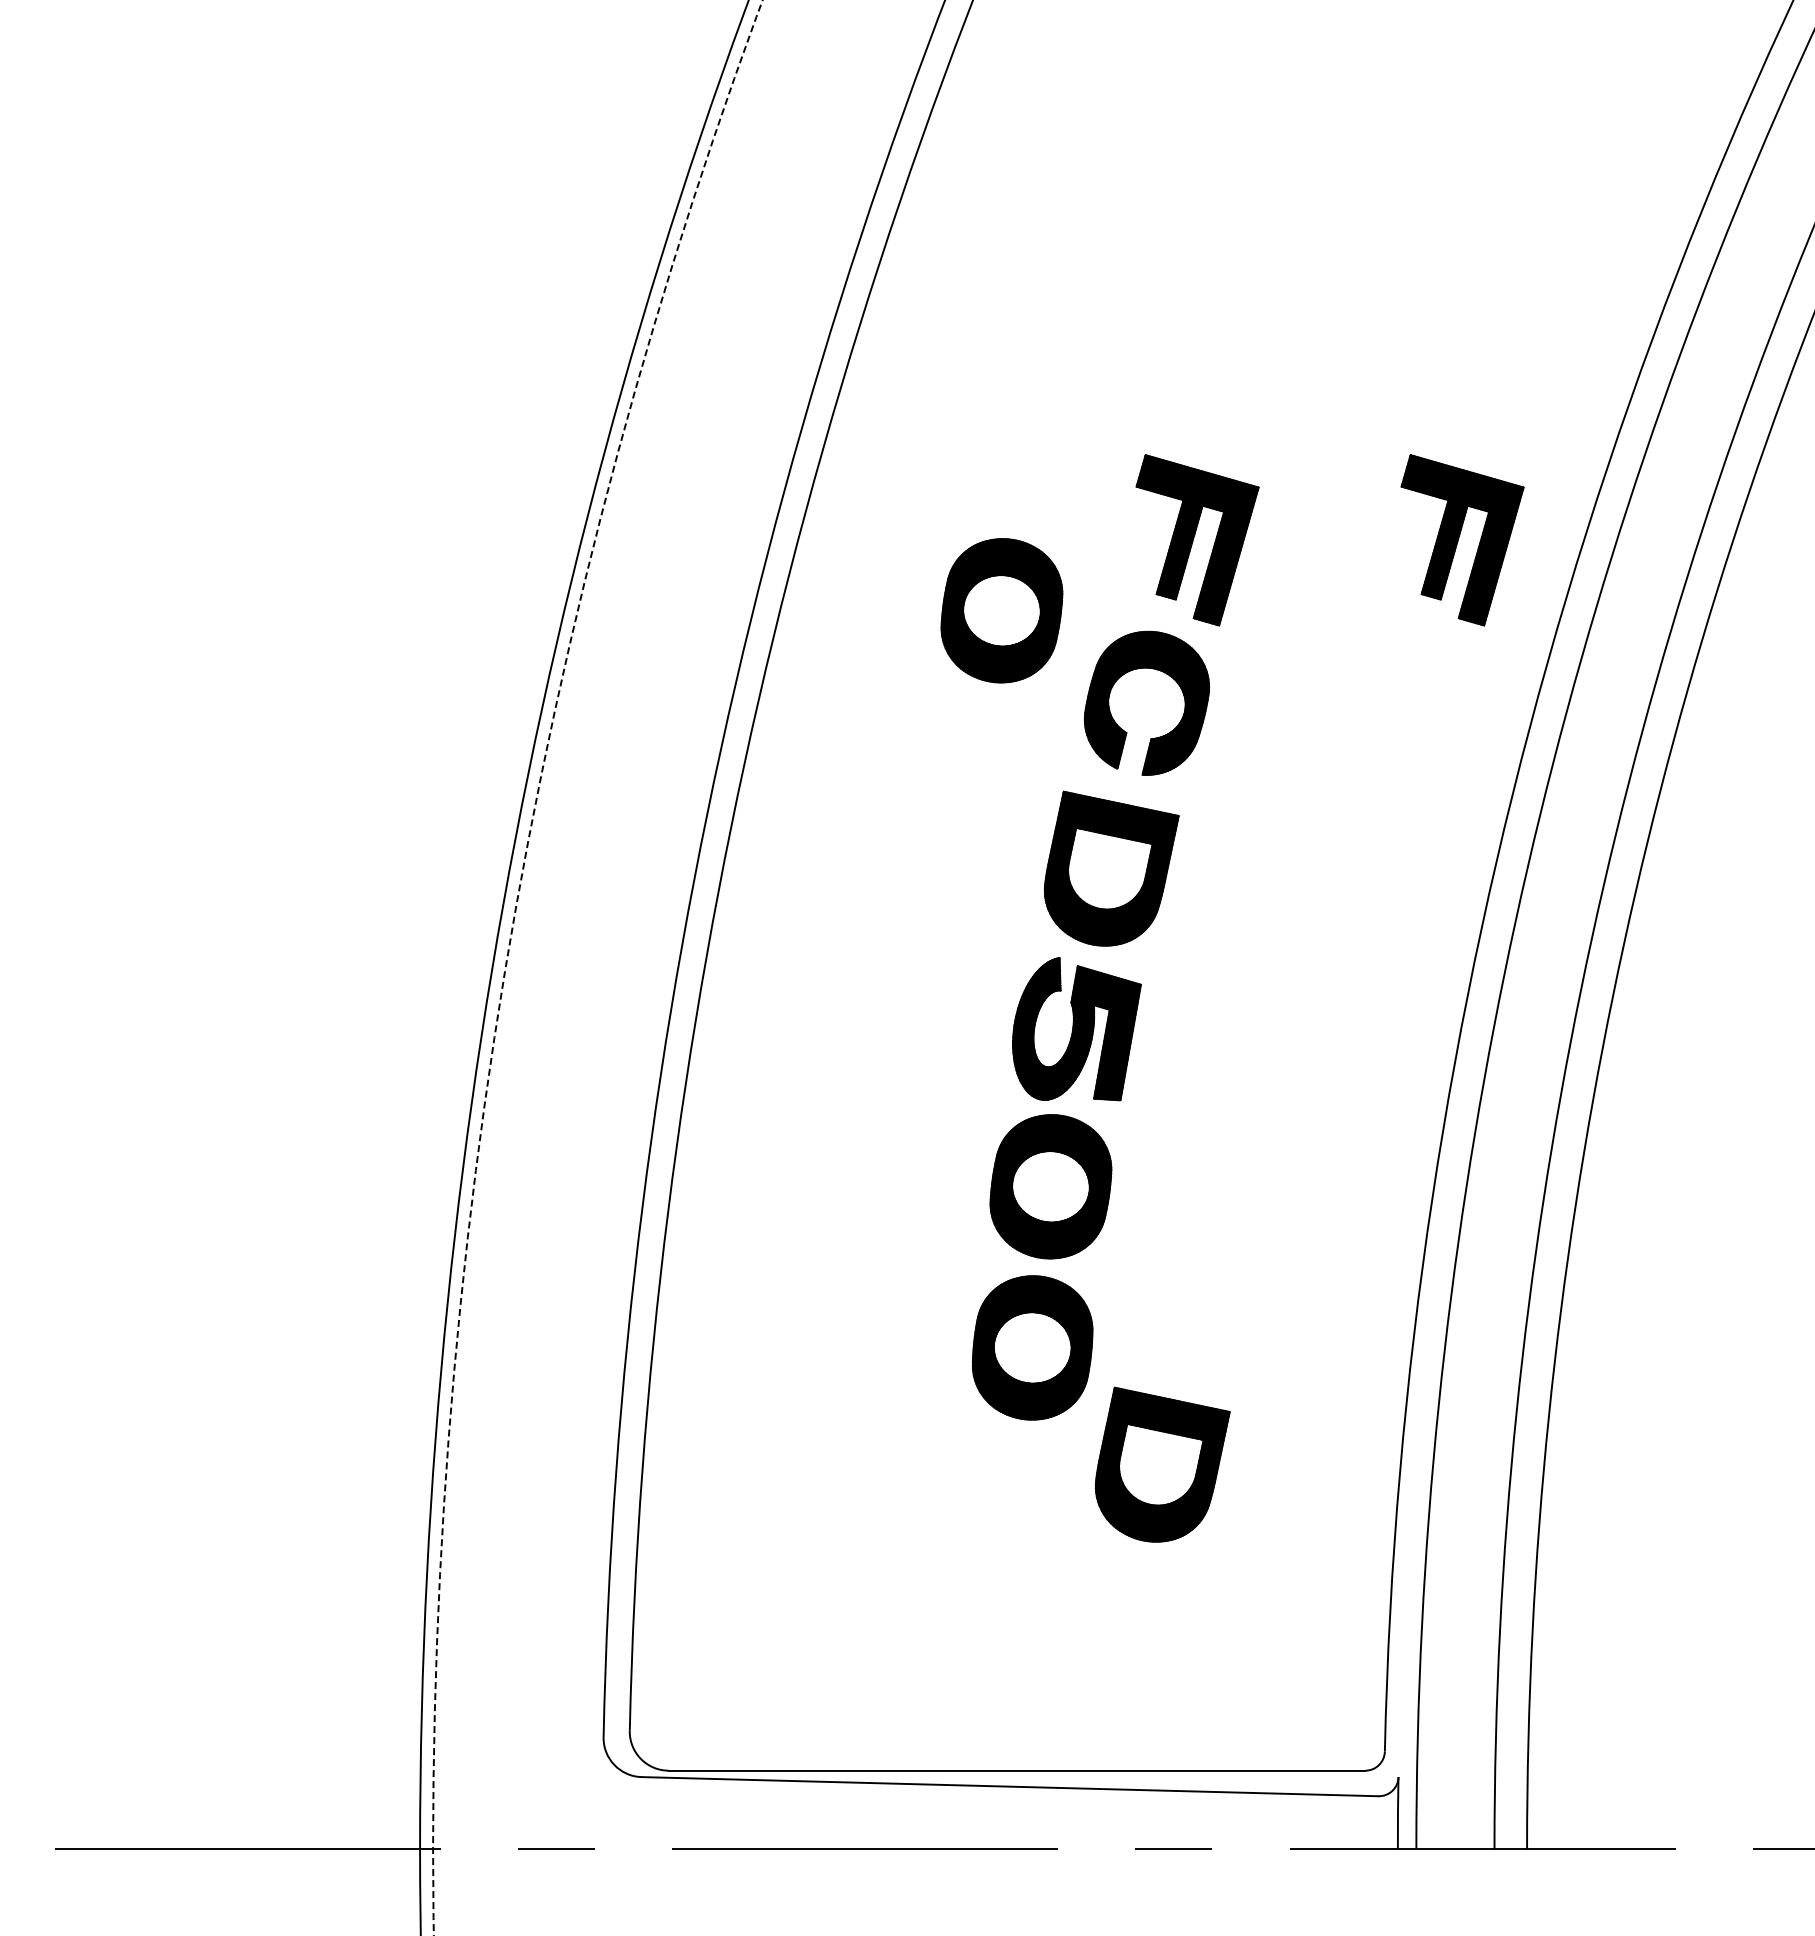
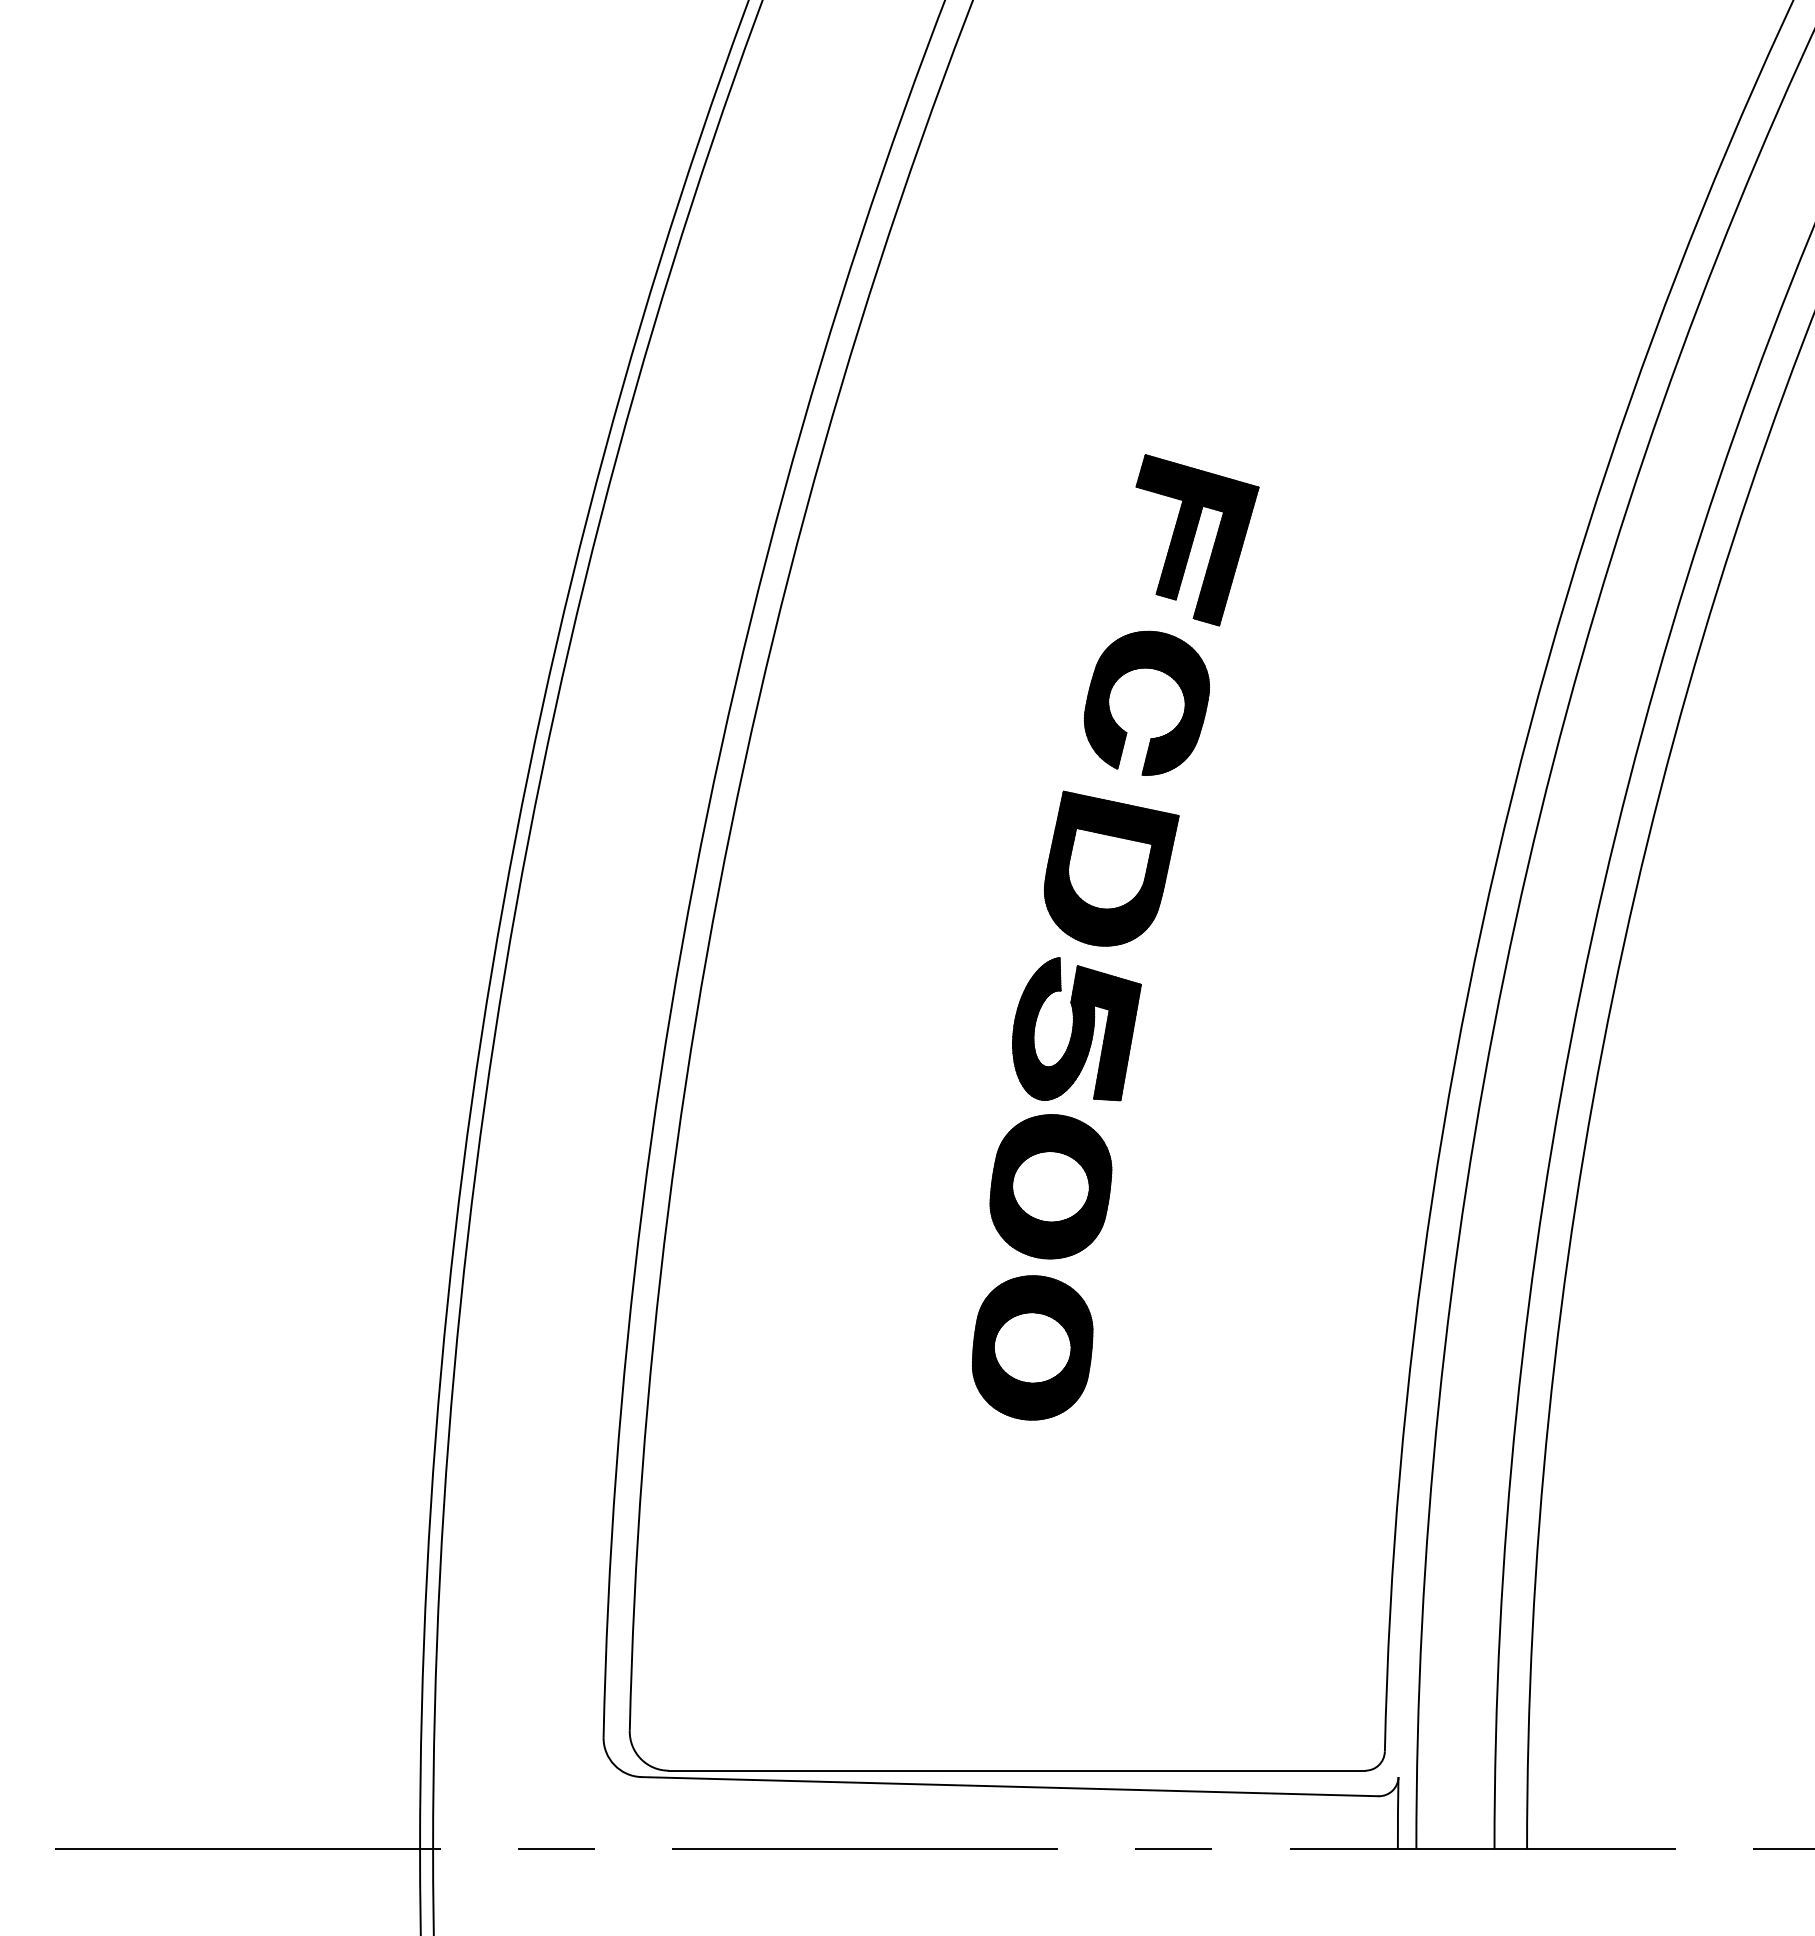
part: present -> none (1462, 540)
part: present -> none (1001, 610)
circle: dashed -> solid (597, 967)
part: present -> none (1162, 1464)
